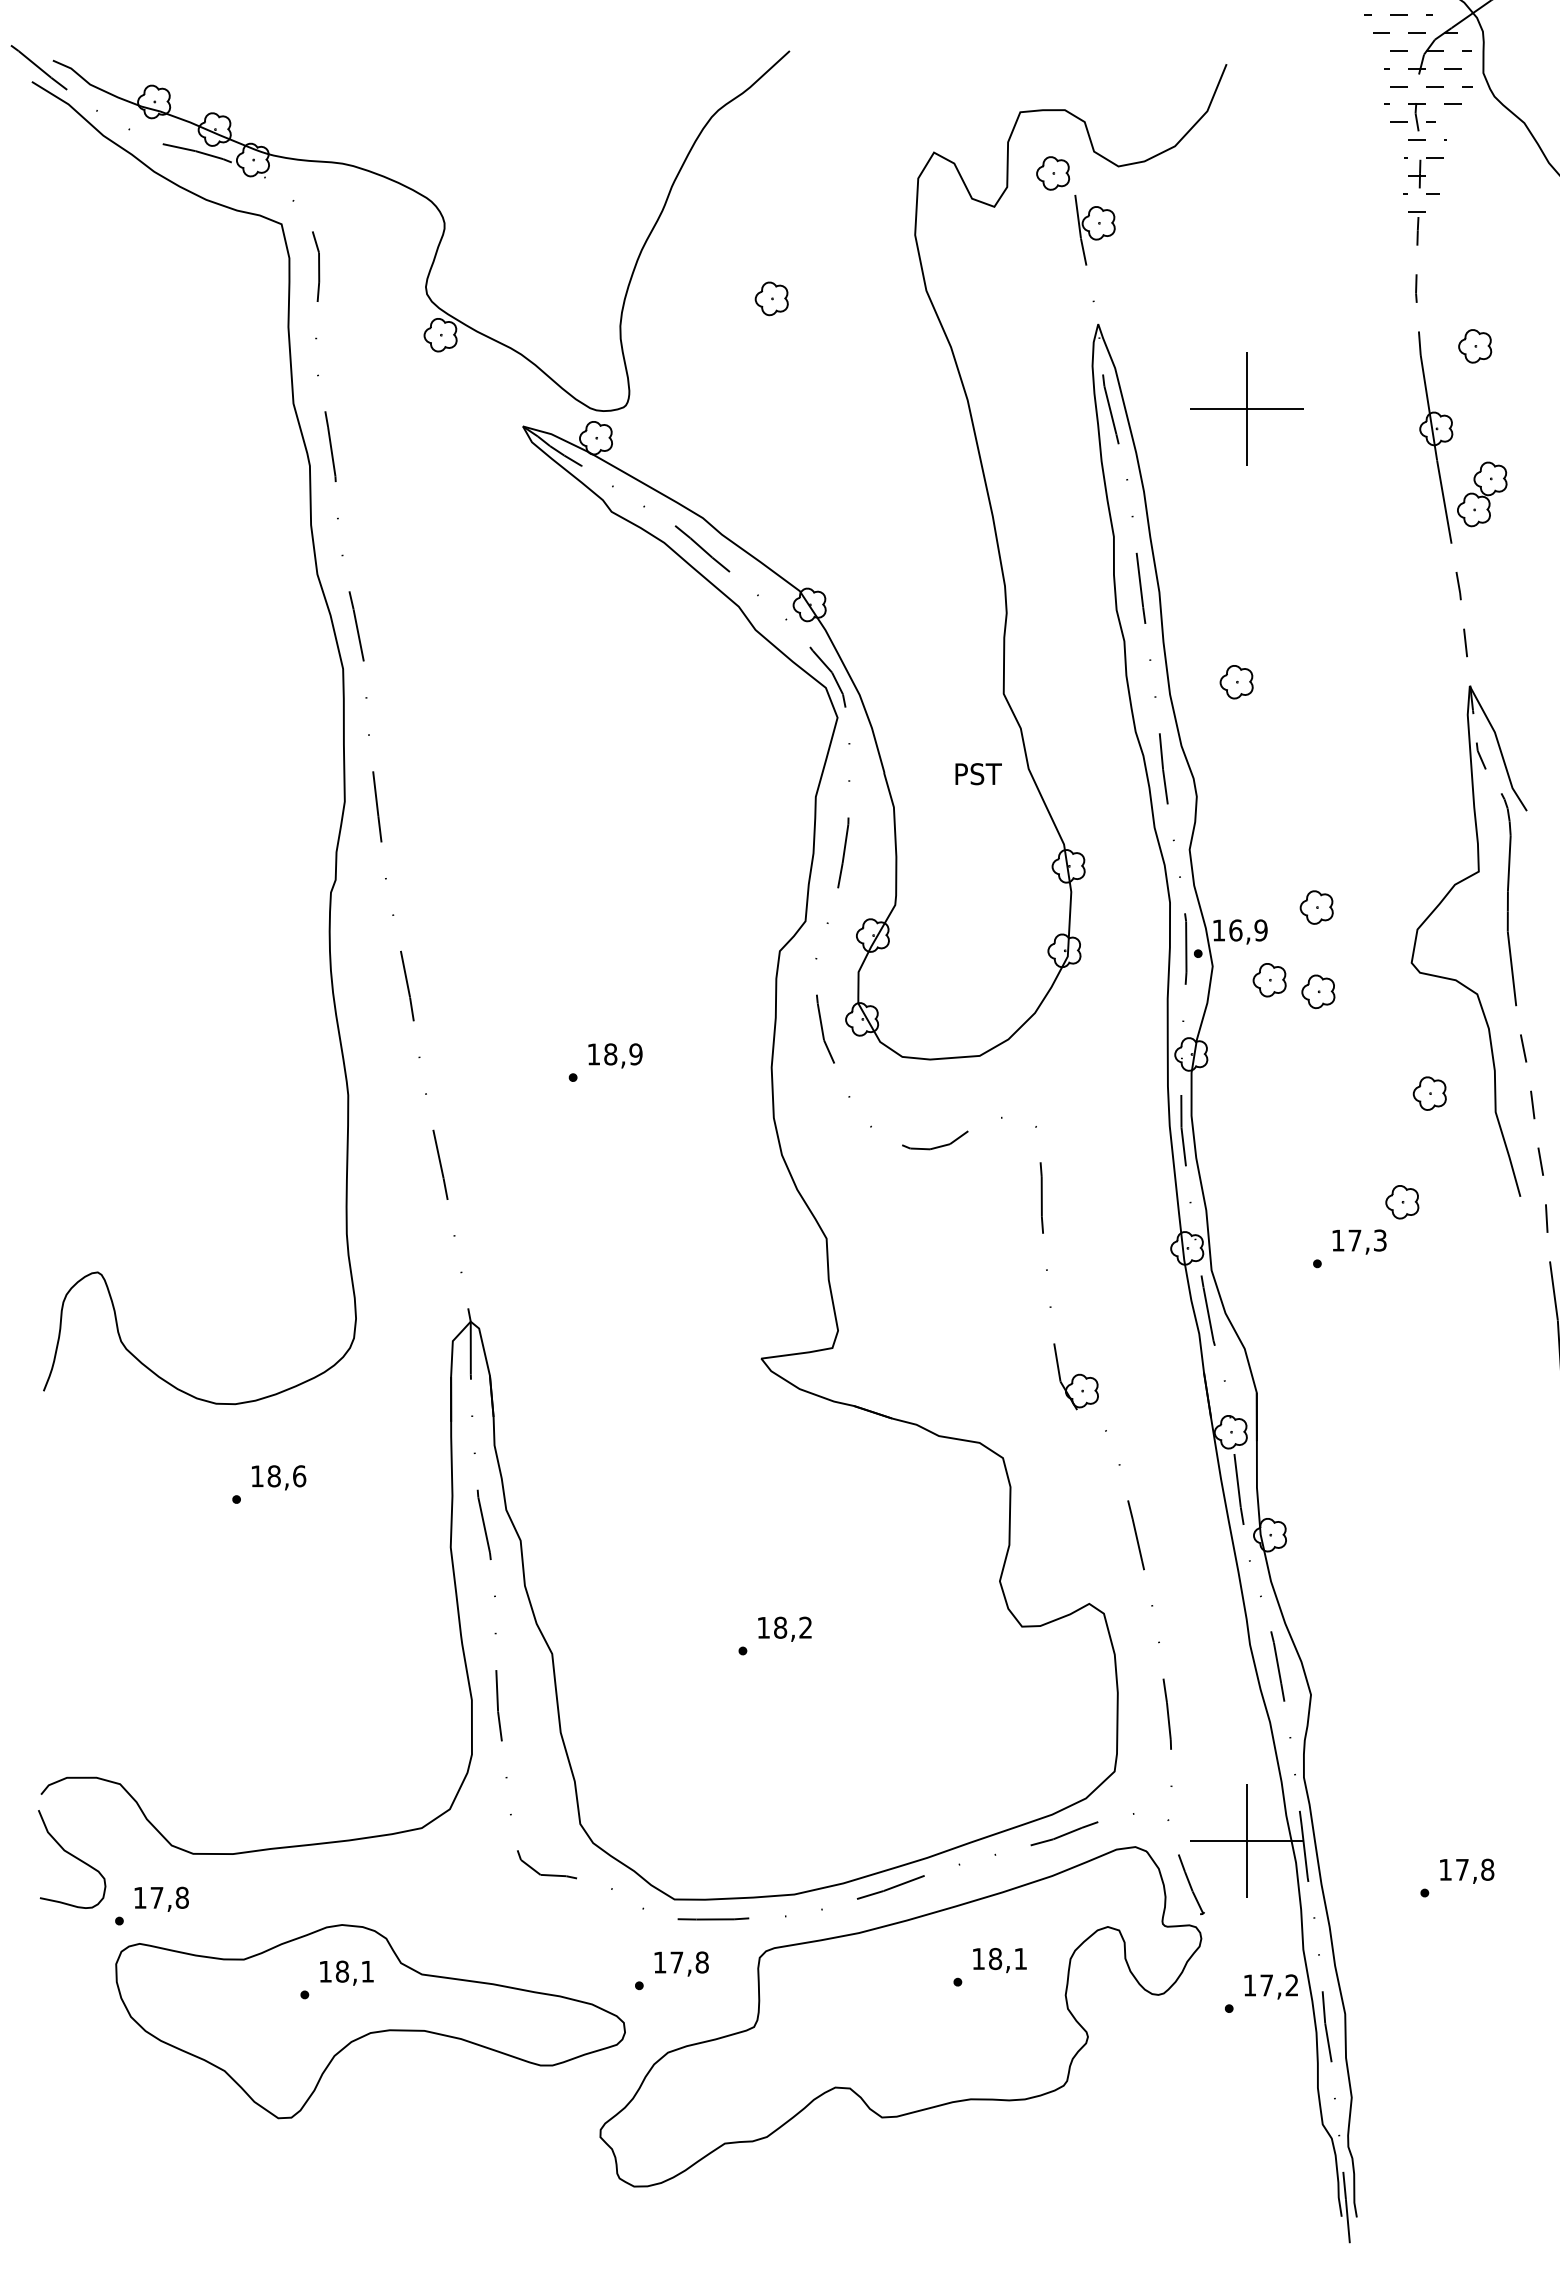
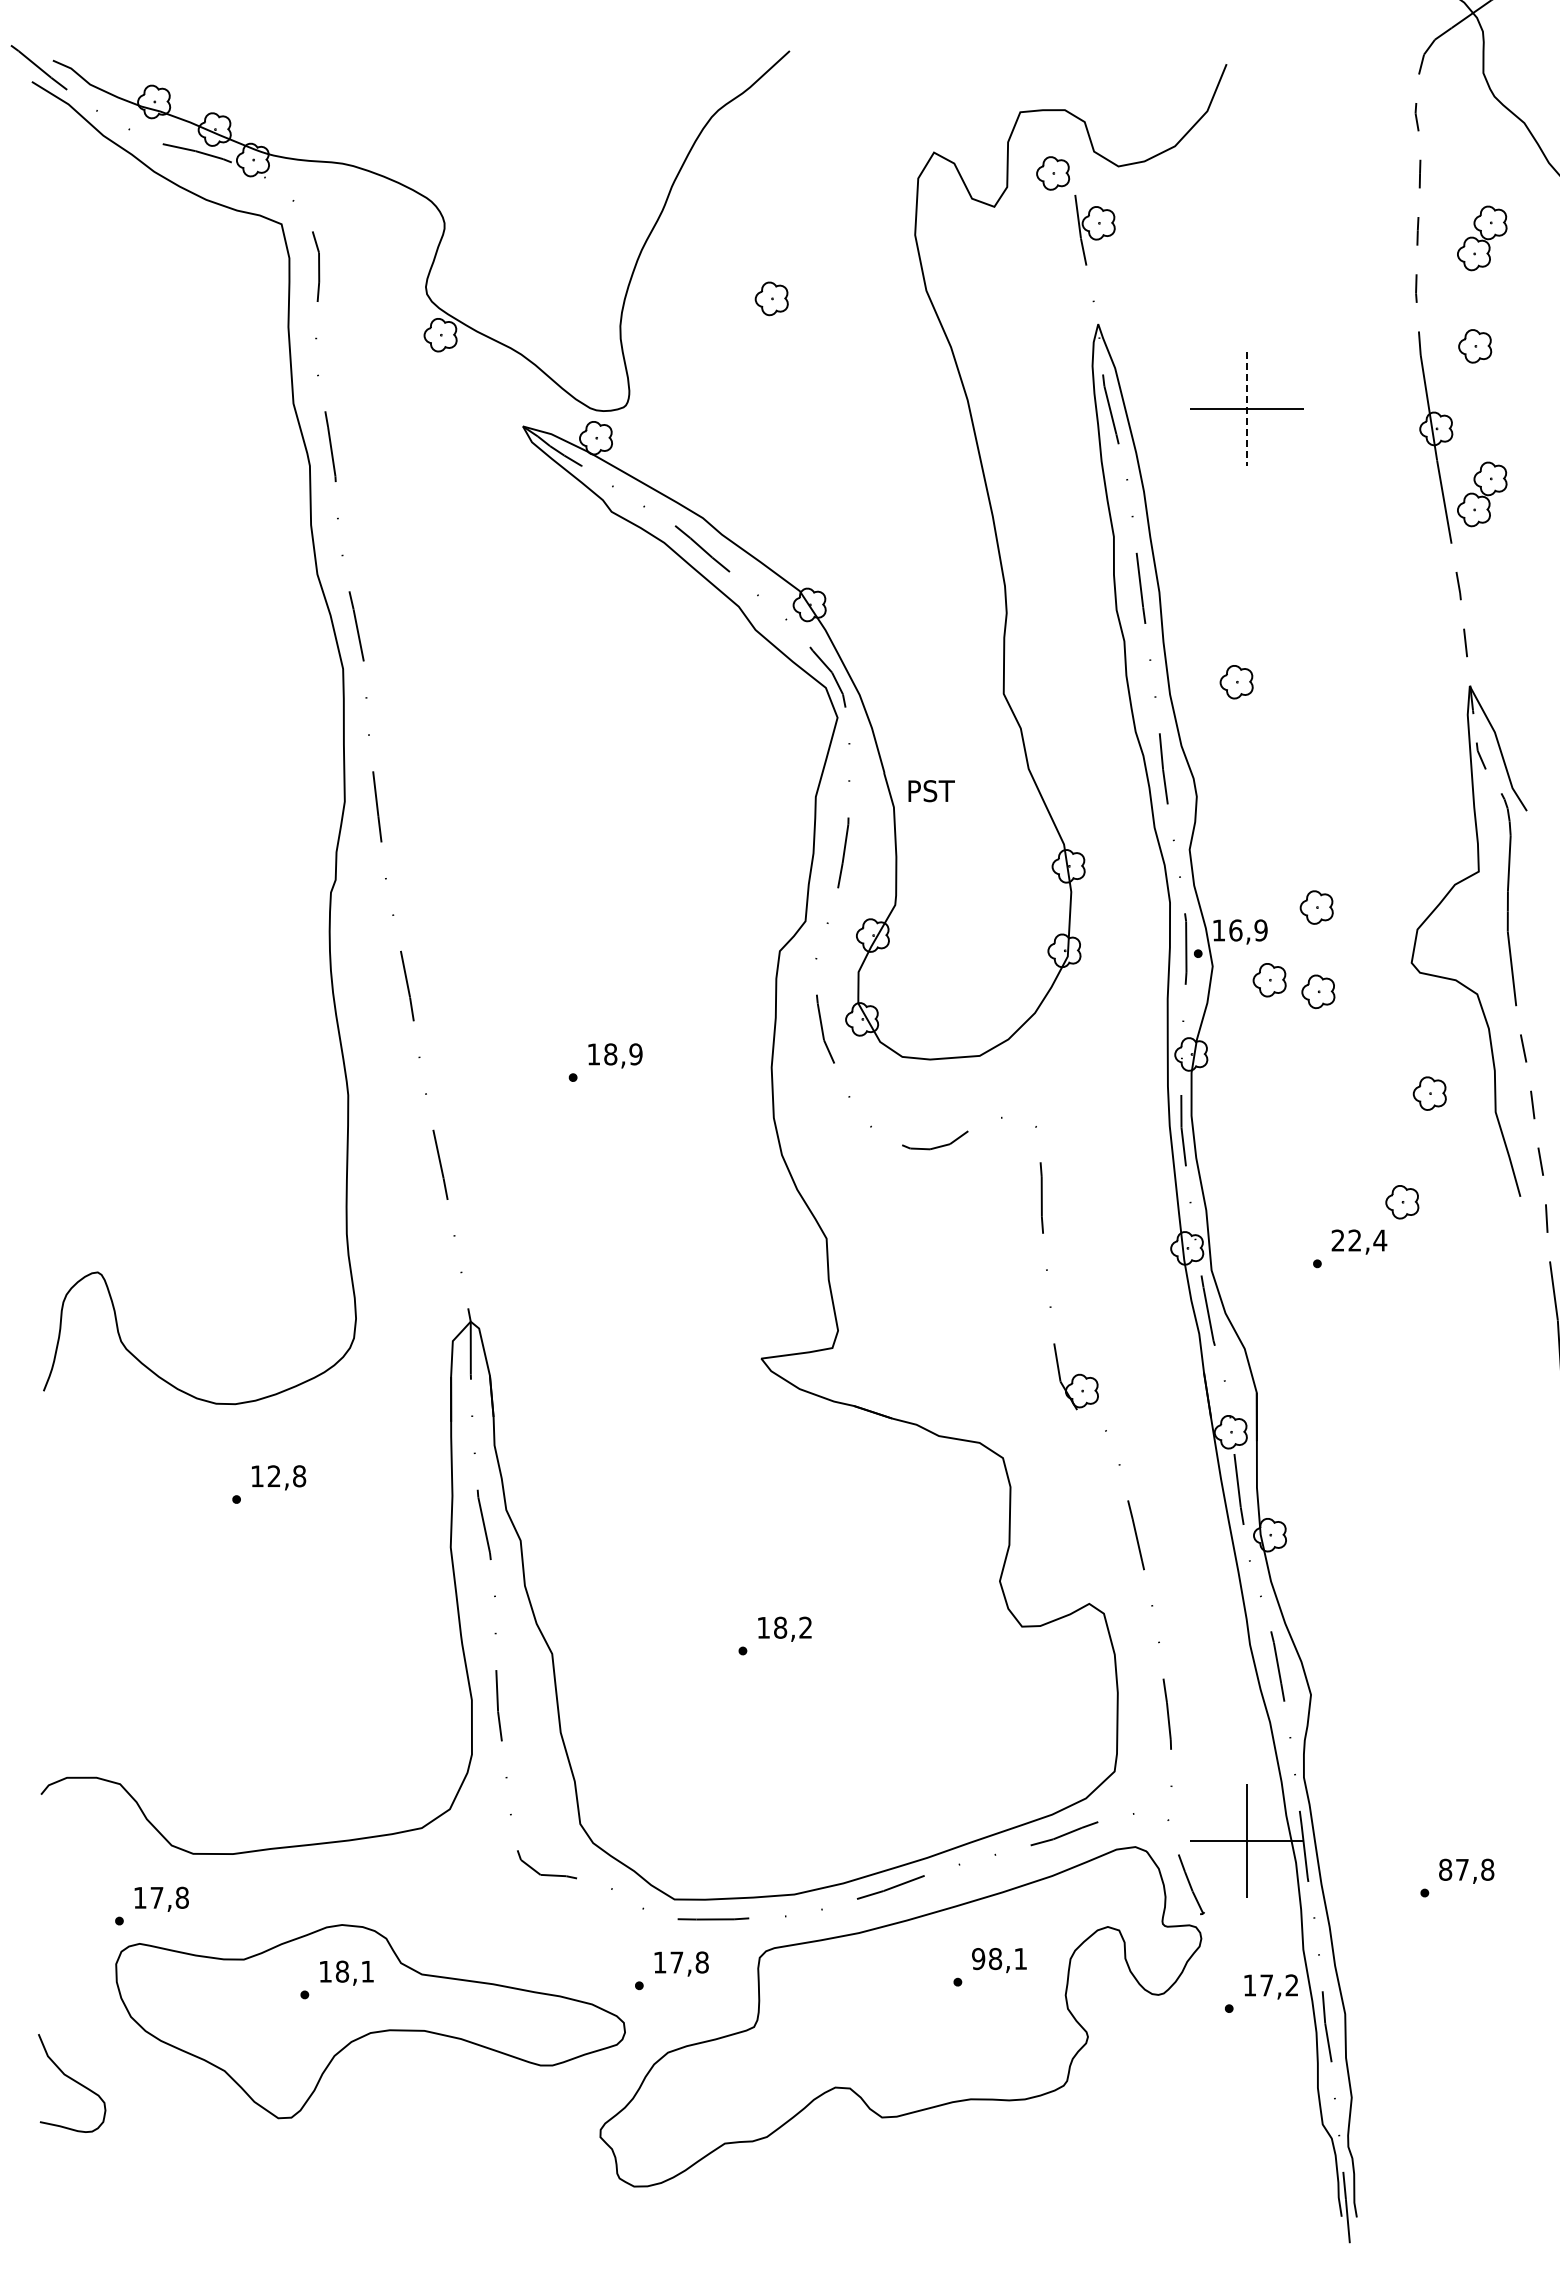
hatch: present -> none (1418, 112)
part: none -> present (1482, 238)
line: solid -> dashed (1246, 409)
text position: (978, 774) -> (931, 791) (931, 791)
text: 17,3 -> 22,4 (1359, 1240)
text: 18,6 -> 12,8 (286, 1476)
curve position: (73, 1857) -> (73, 2081) (73, 2081)
text: 17,8 -> 87,8 (1445, 1869)
text: 18,1 -> 98,1 (978, 1959)
